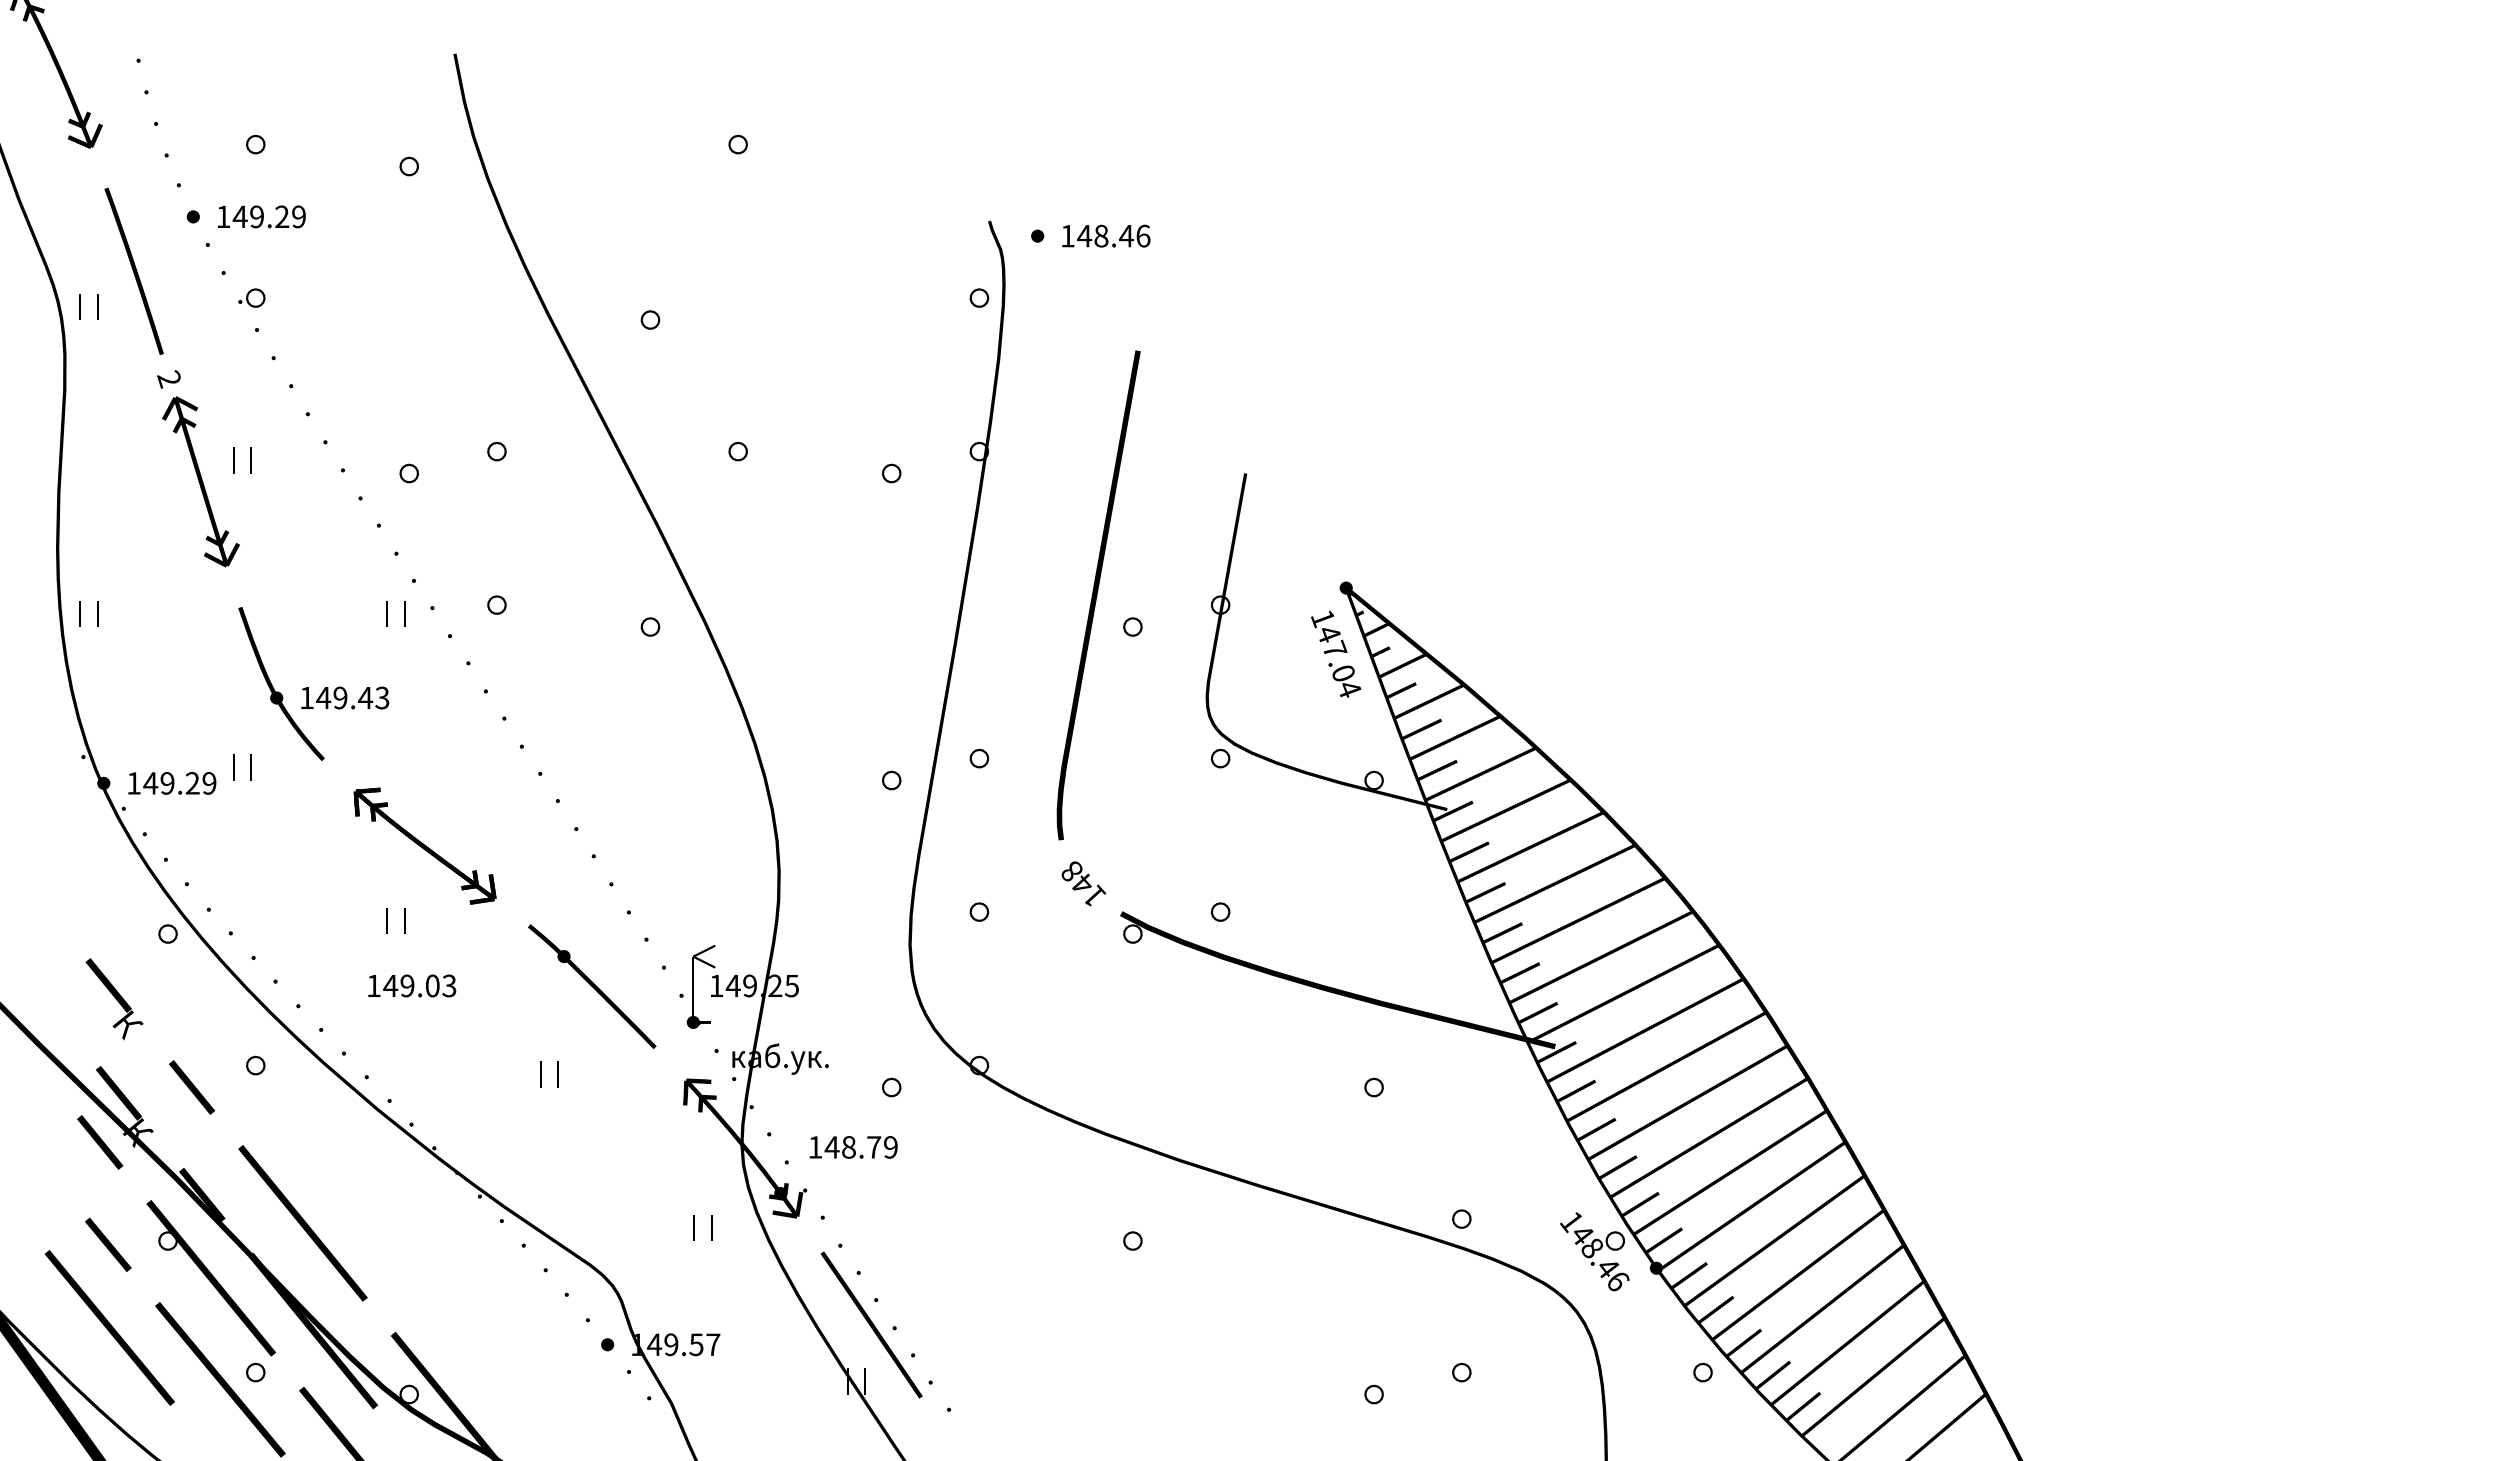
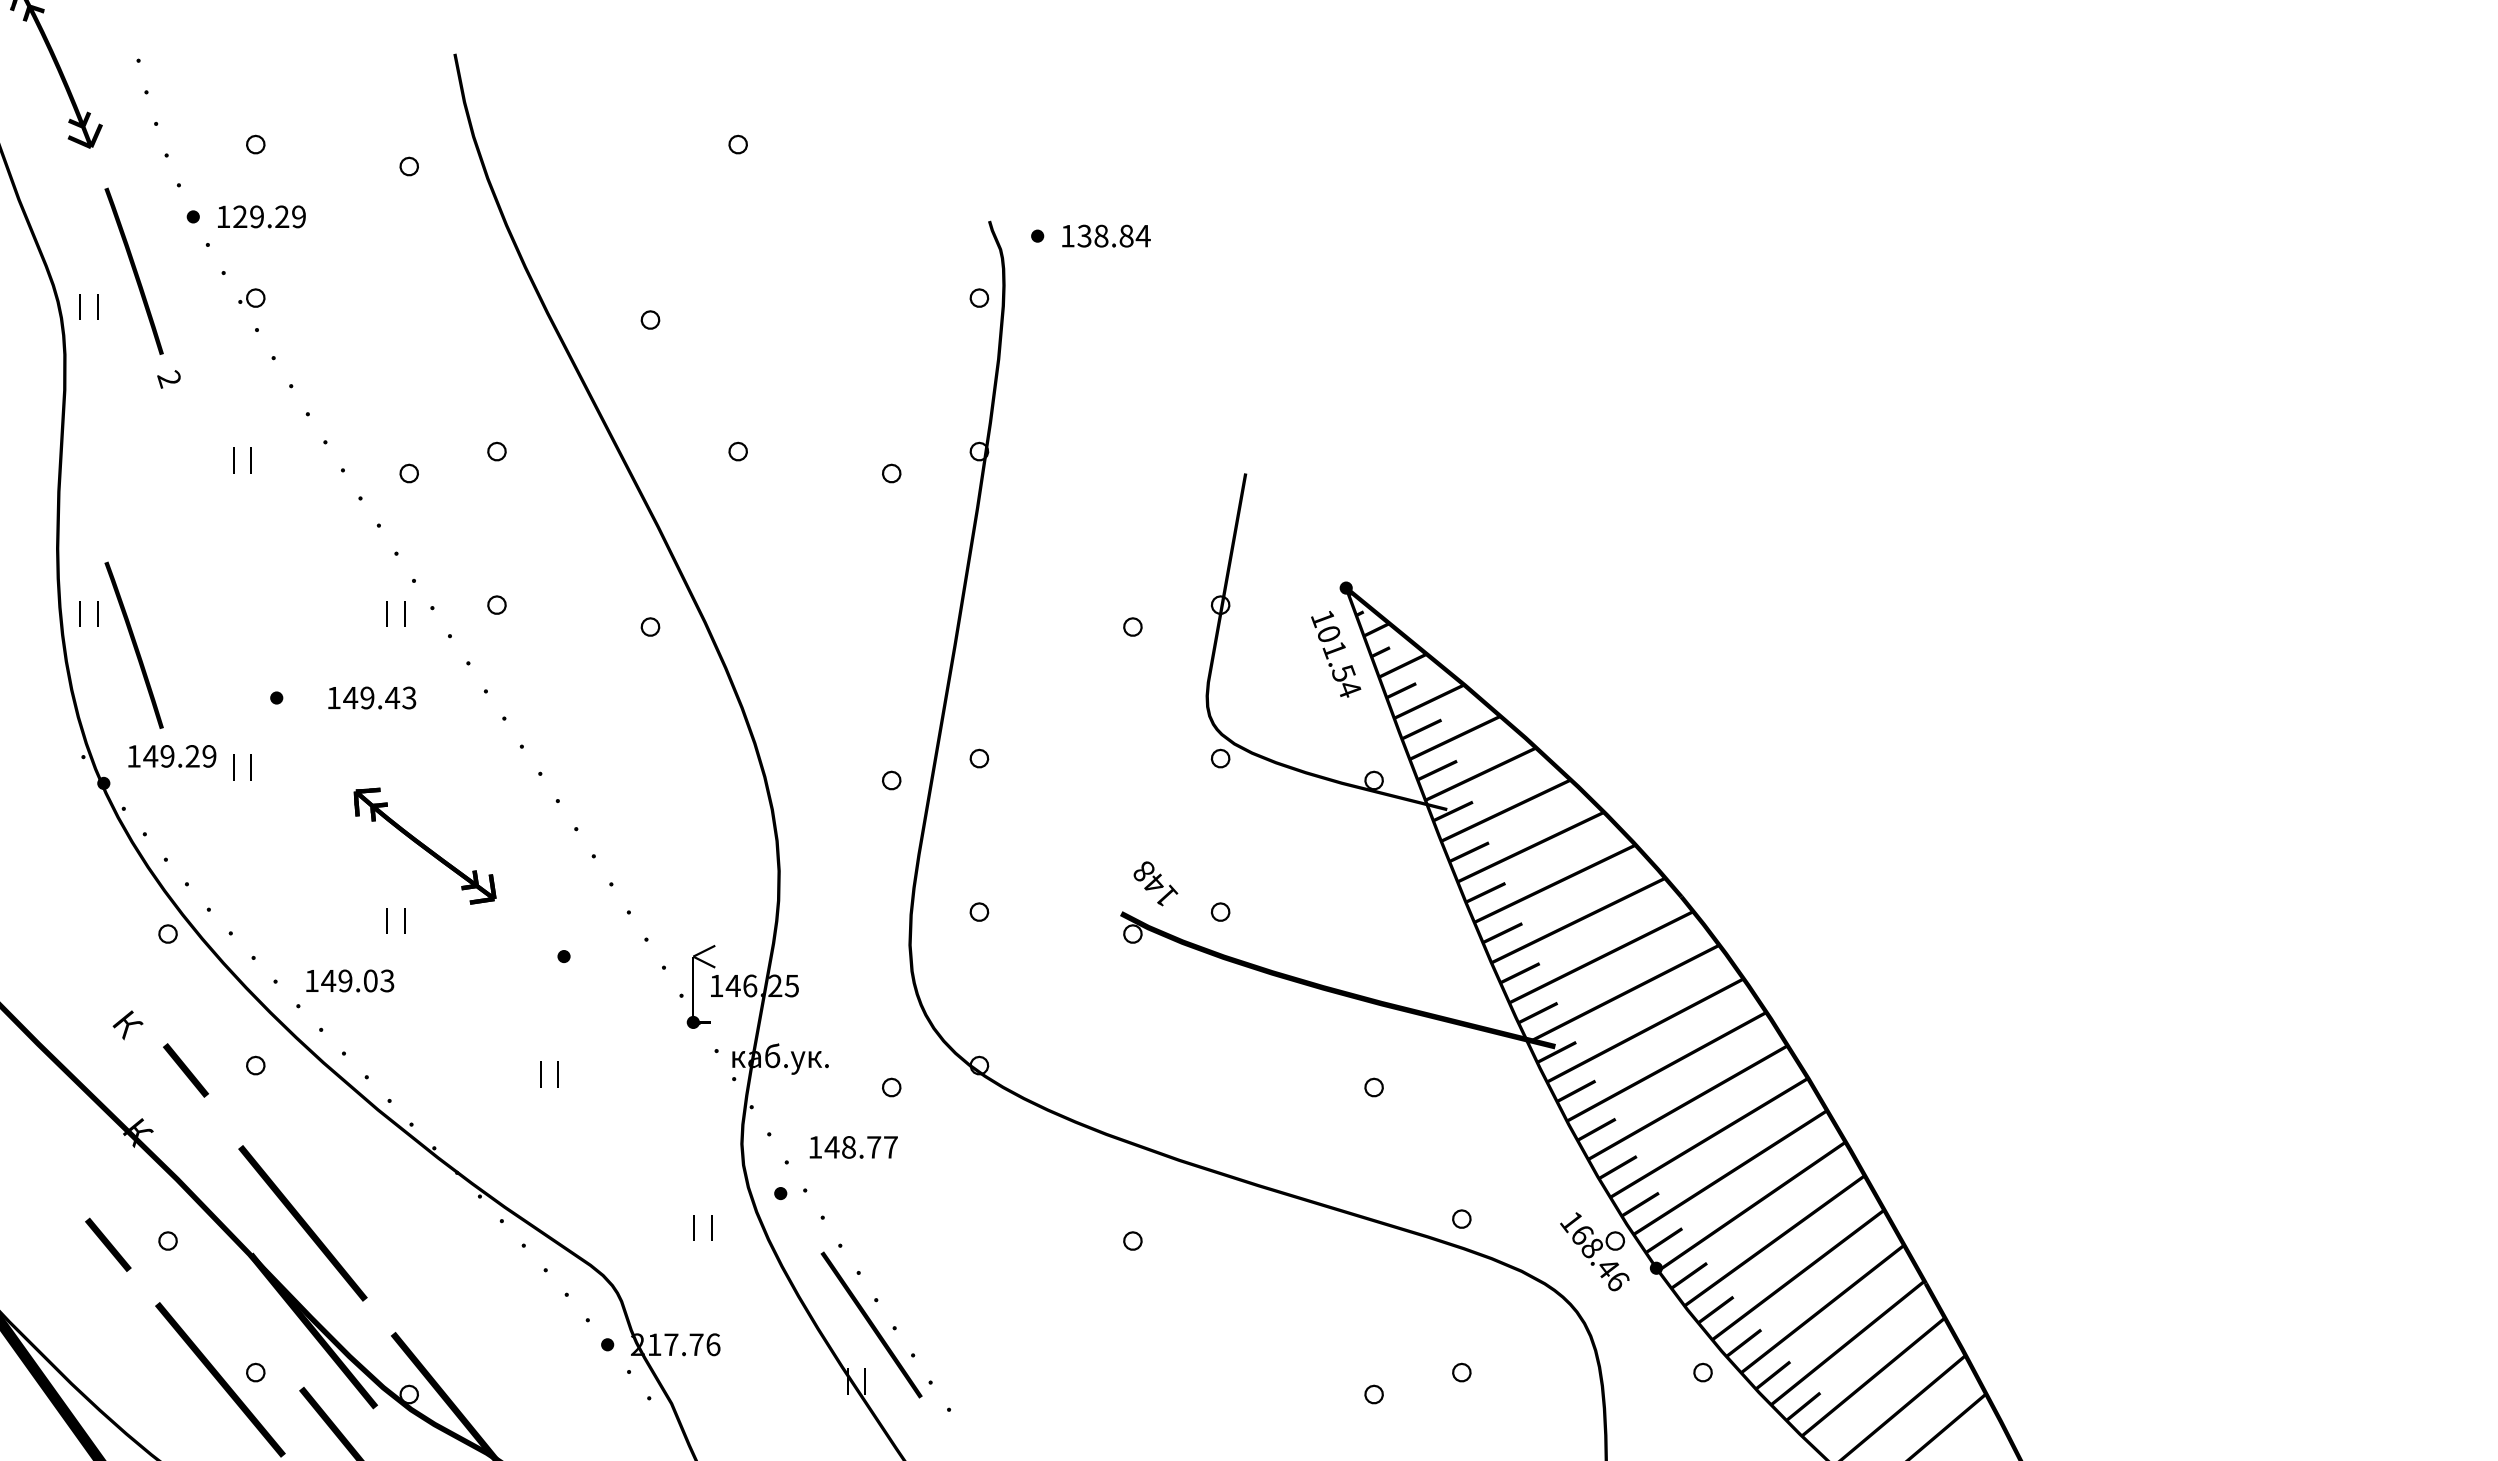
text: 149.29 -> 129.29 (239, 216)
text: 148.46 -> 138.84 (1113, 235)
fill: present -> none (200, 481)
curve: present -> none (1097, 595)
part: none -> present (133, 644)
text: 147.04 -> 101.54 (1336, 653)
fill: present -> none (281, 683)
text position: (345, 697) -> (372, 697) (372, 697)
text position: (172, 783) -> (172, 756) (172, 756)
text position: (1083, 883) -> (1155, 883) (1155, 883)
fill: present -> none (108, 985)
text position: (412, 985) -> (350, 980) (350, 980)
text: 149.25 -> 146.25 (750, 985)
fill: present -> none (591, 986)
part position: (191, 1087) -> (185, 1070) (185, 1070)
fill: present -> none (118, 1092)
fill: present -> none (99, 1142)
text: 148.79 -> 148.77 (890, 1147)
fill: present -> none (743, 1148)
fill: present -> none (201, 1194)
text: 148.46 -> 168.46 (1582, 1235)
fill: present -> none (211, 1277)
fill: present -> none (109, 1327)
text: 149.57 -> 217.76 (675, 1344)
